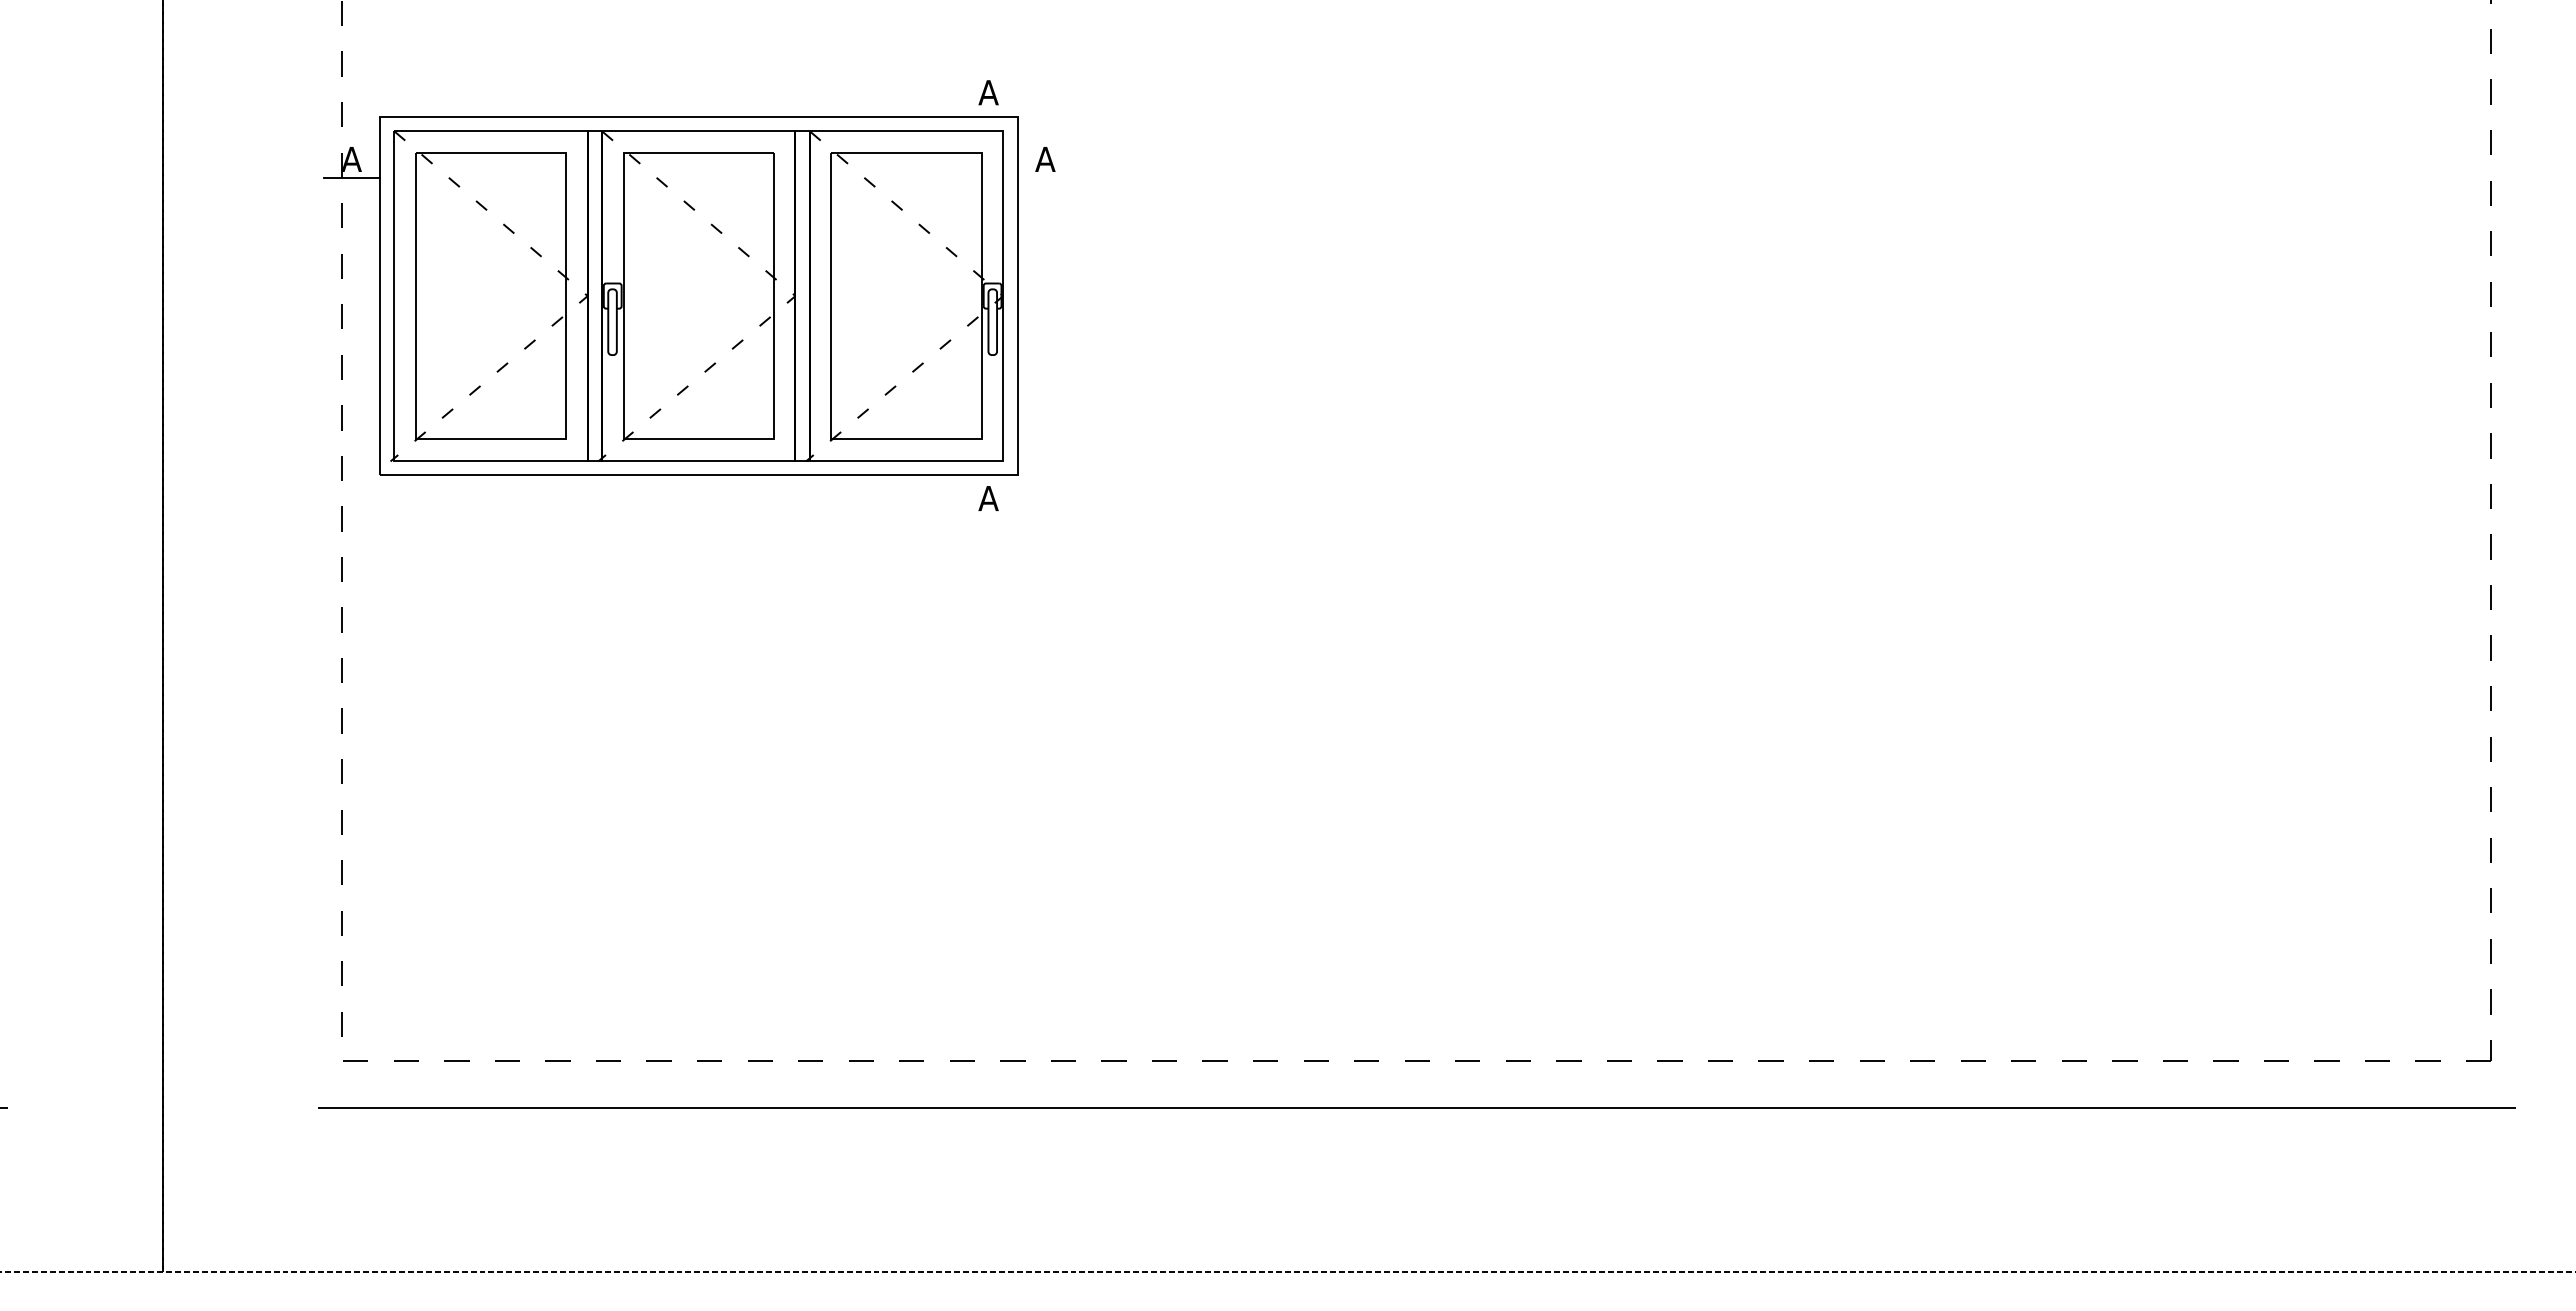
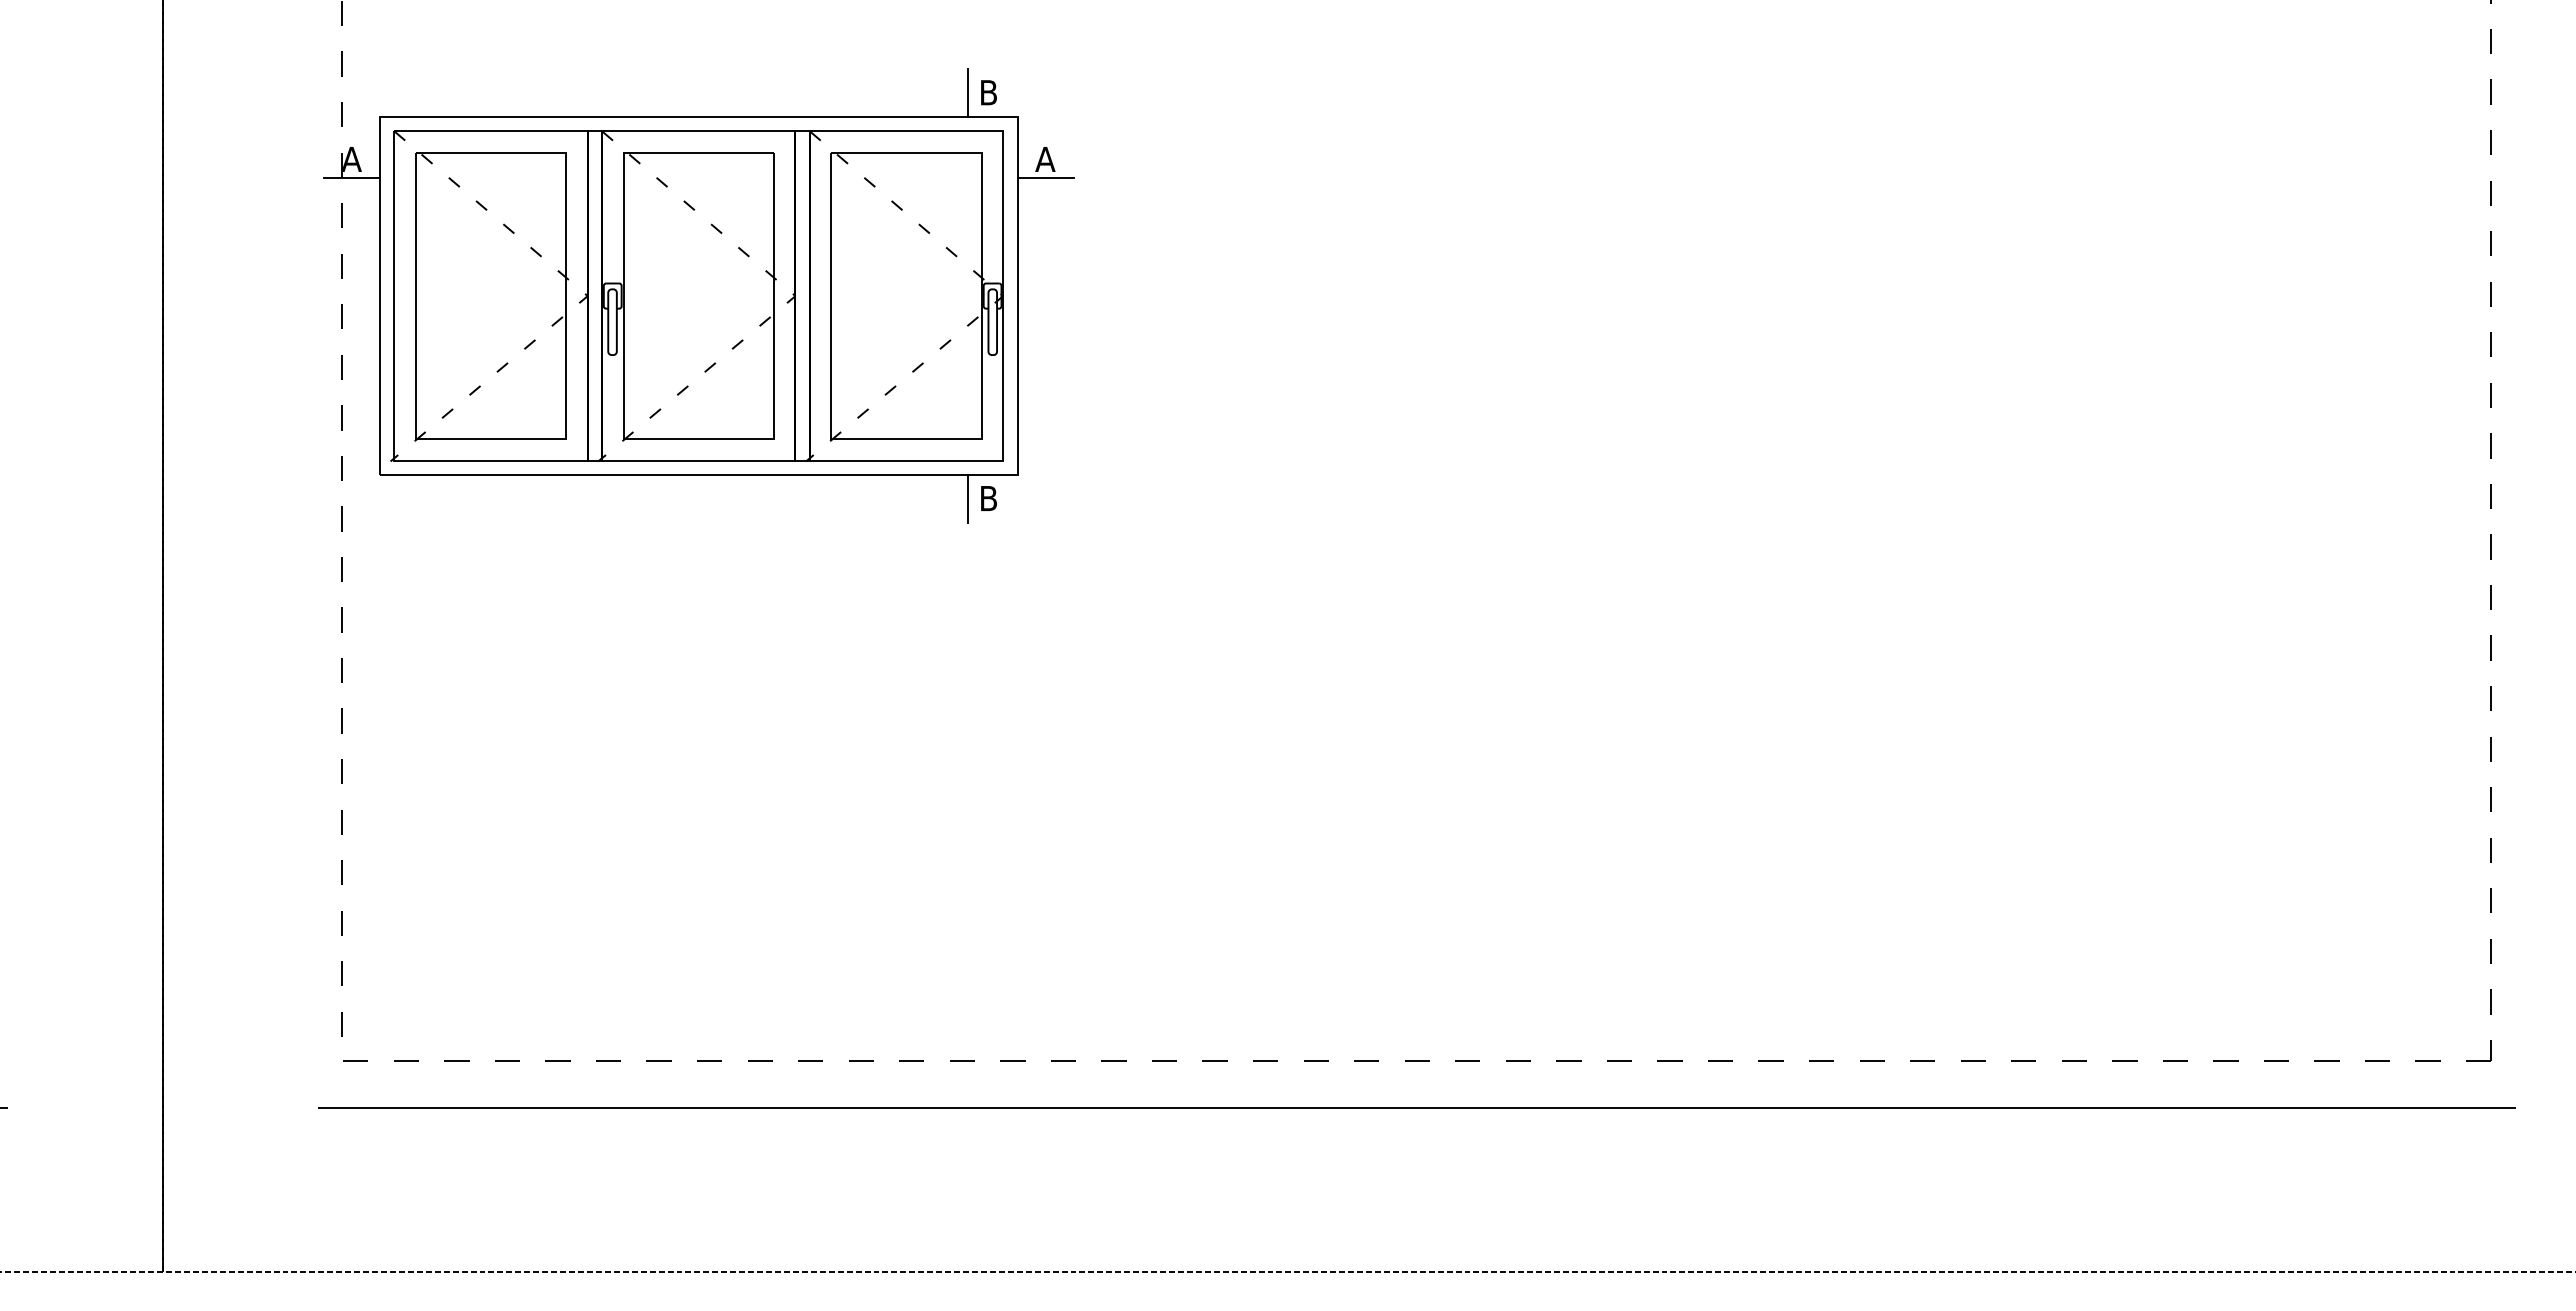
line: none -> present (967, 92)
text: A -> B (988, 92)
line: none -> present (1045, 177)
line: none -> present (967, 498)
text: A -> B (988, 498)
